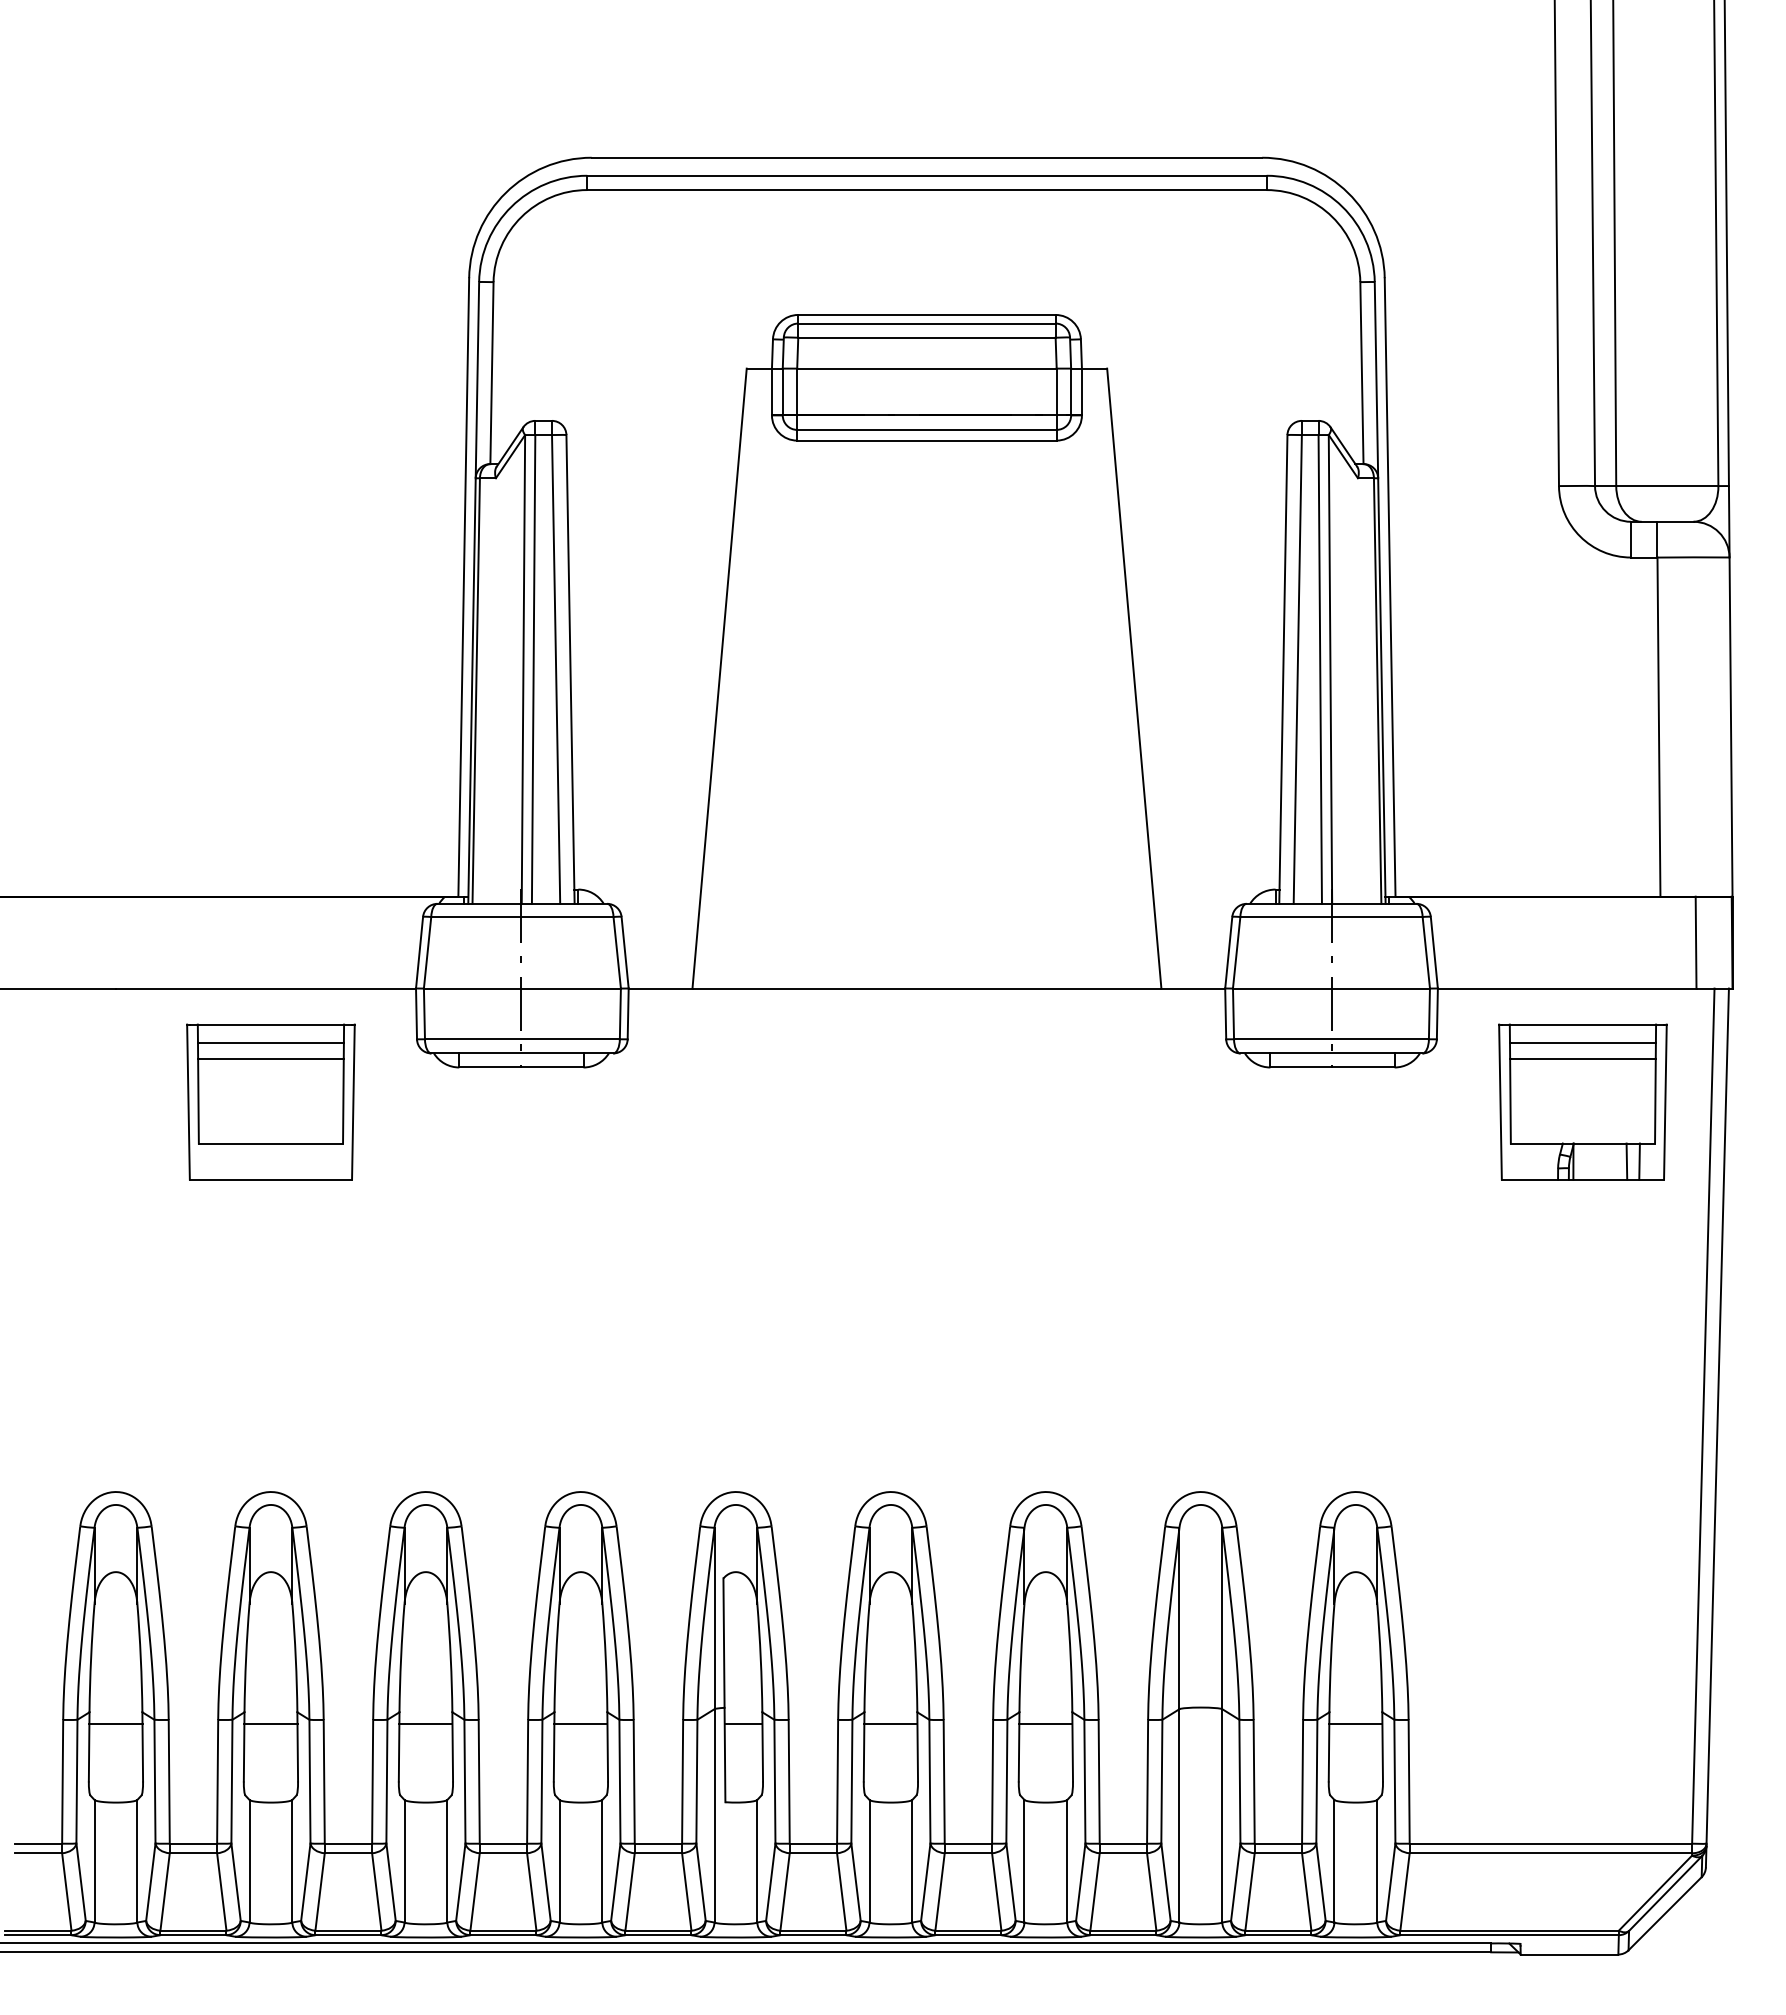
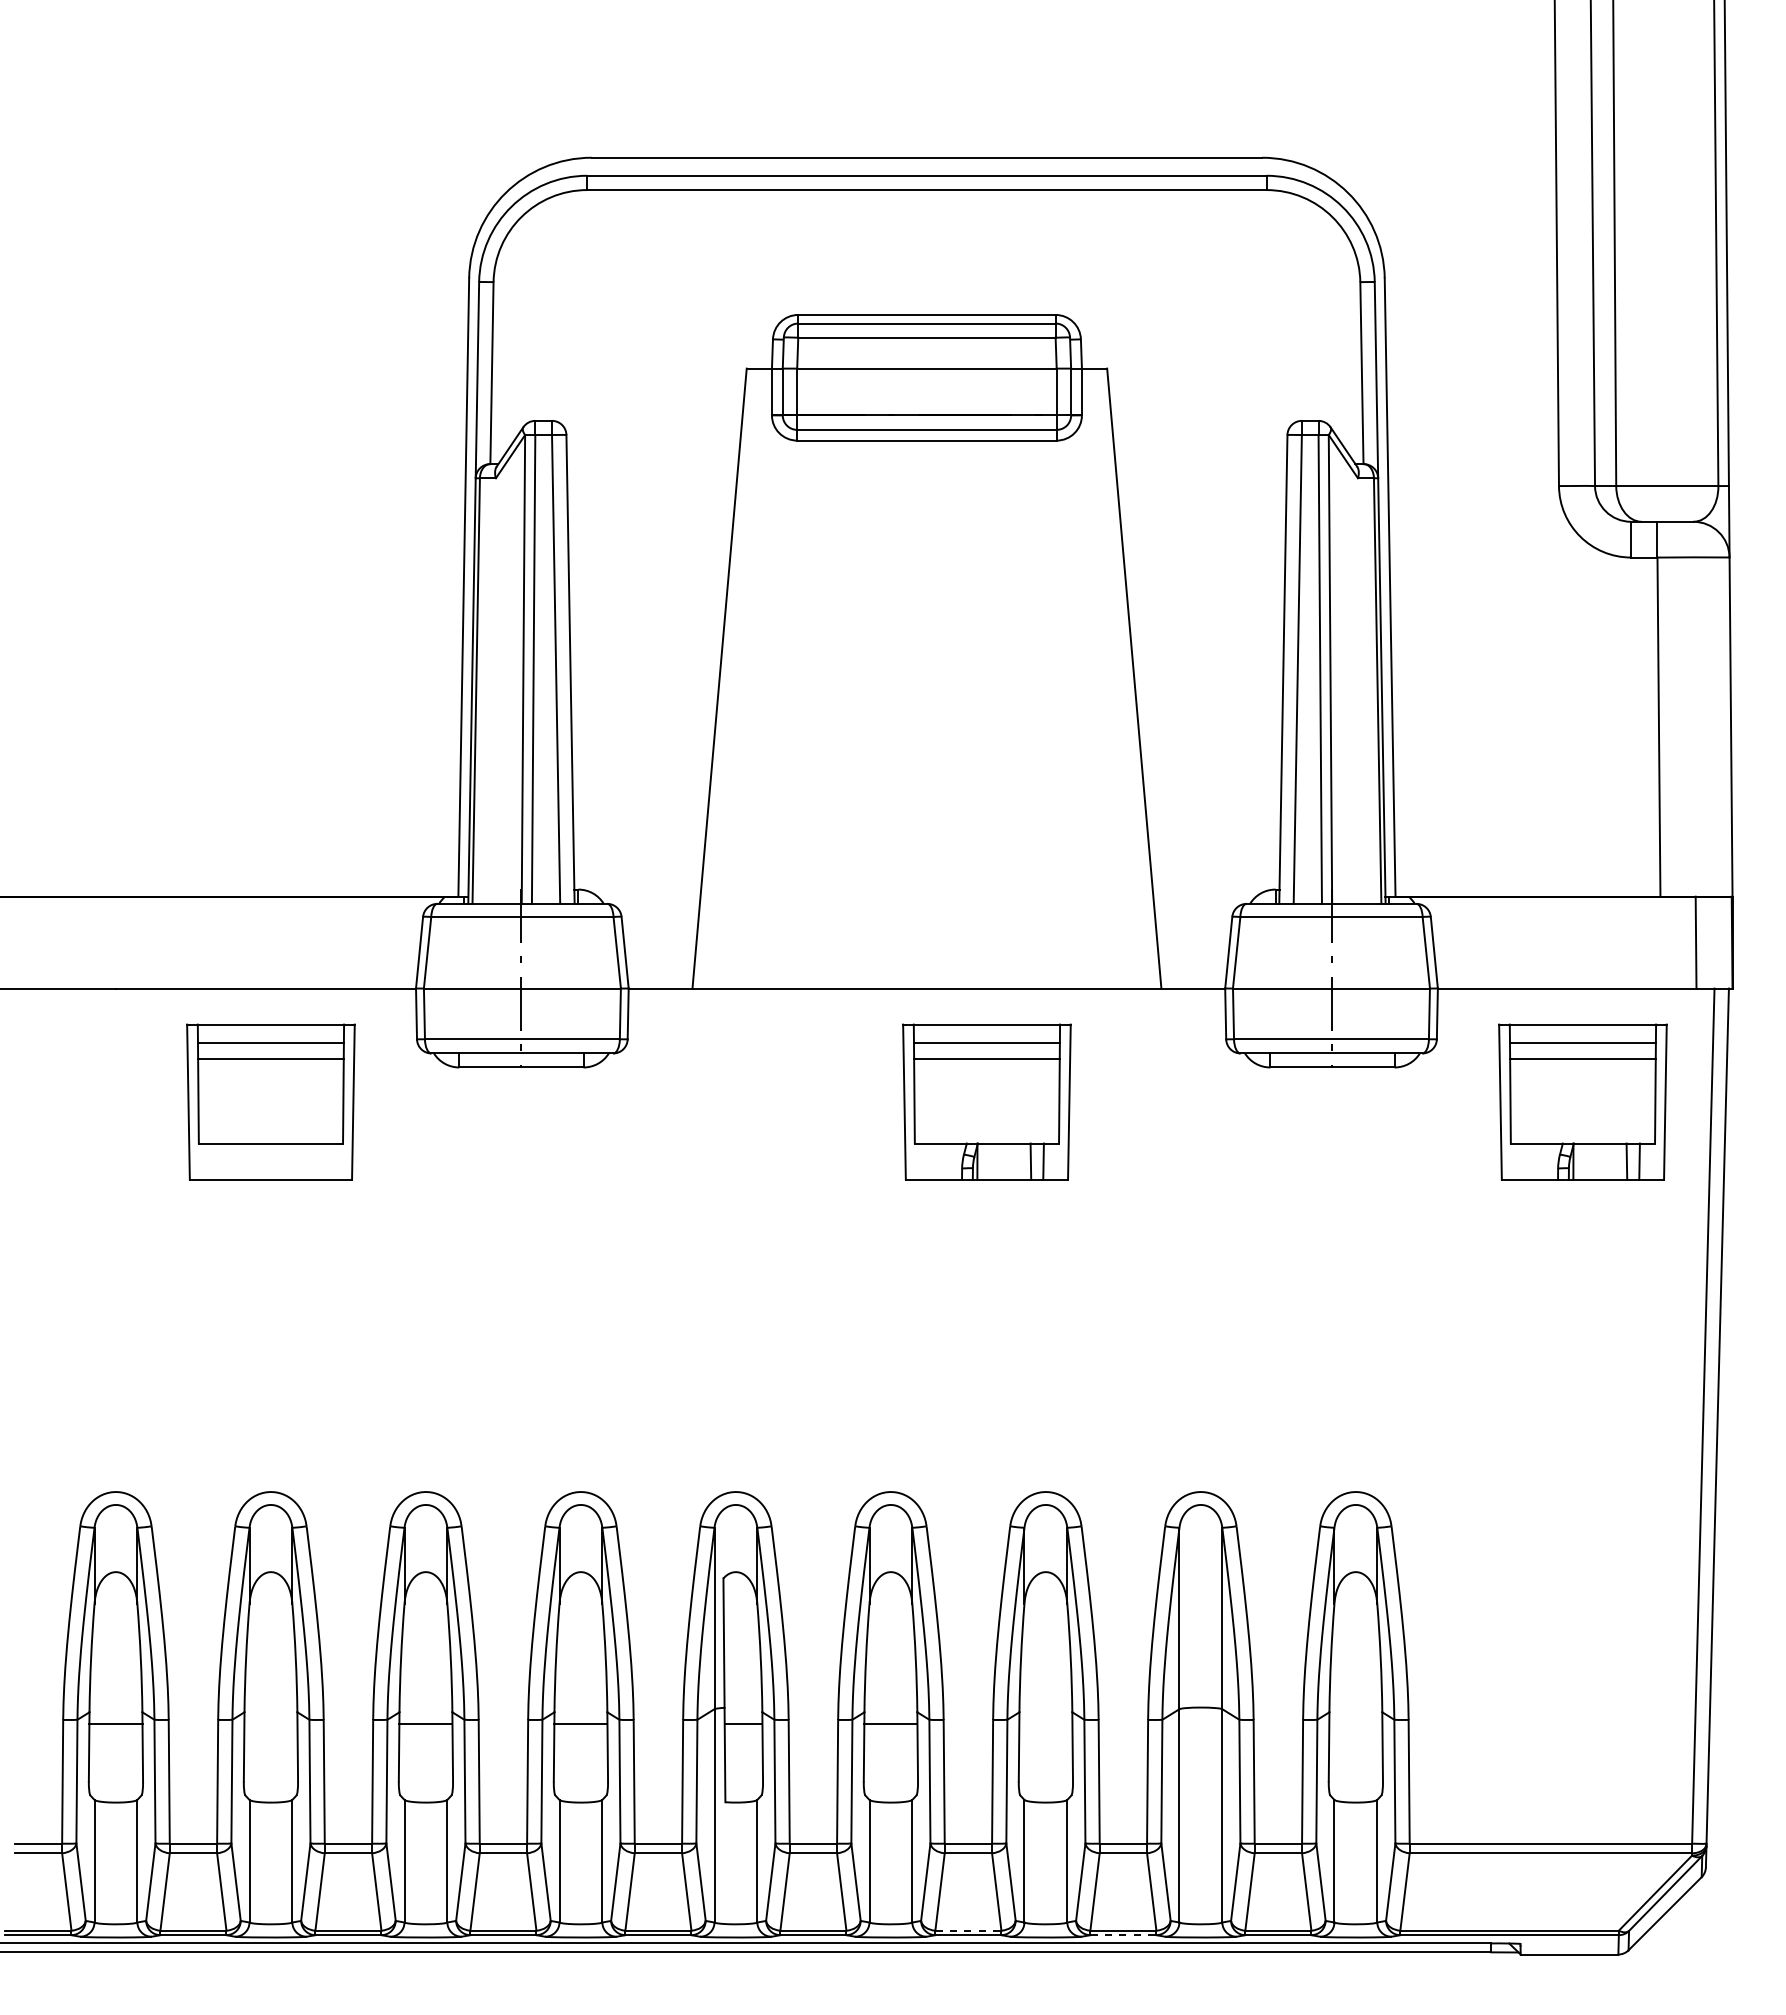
part: none -> present (986, 1101)
line: present -> none (270, 1723)
line: present -> none (1045, 1723)
line: present -> none (1355, 1723)
line: solid -> dashed (968, 1930)
line: solid -> dashed (1123, 1935)
